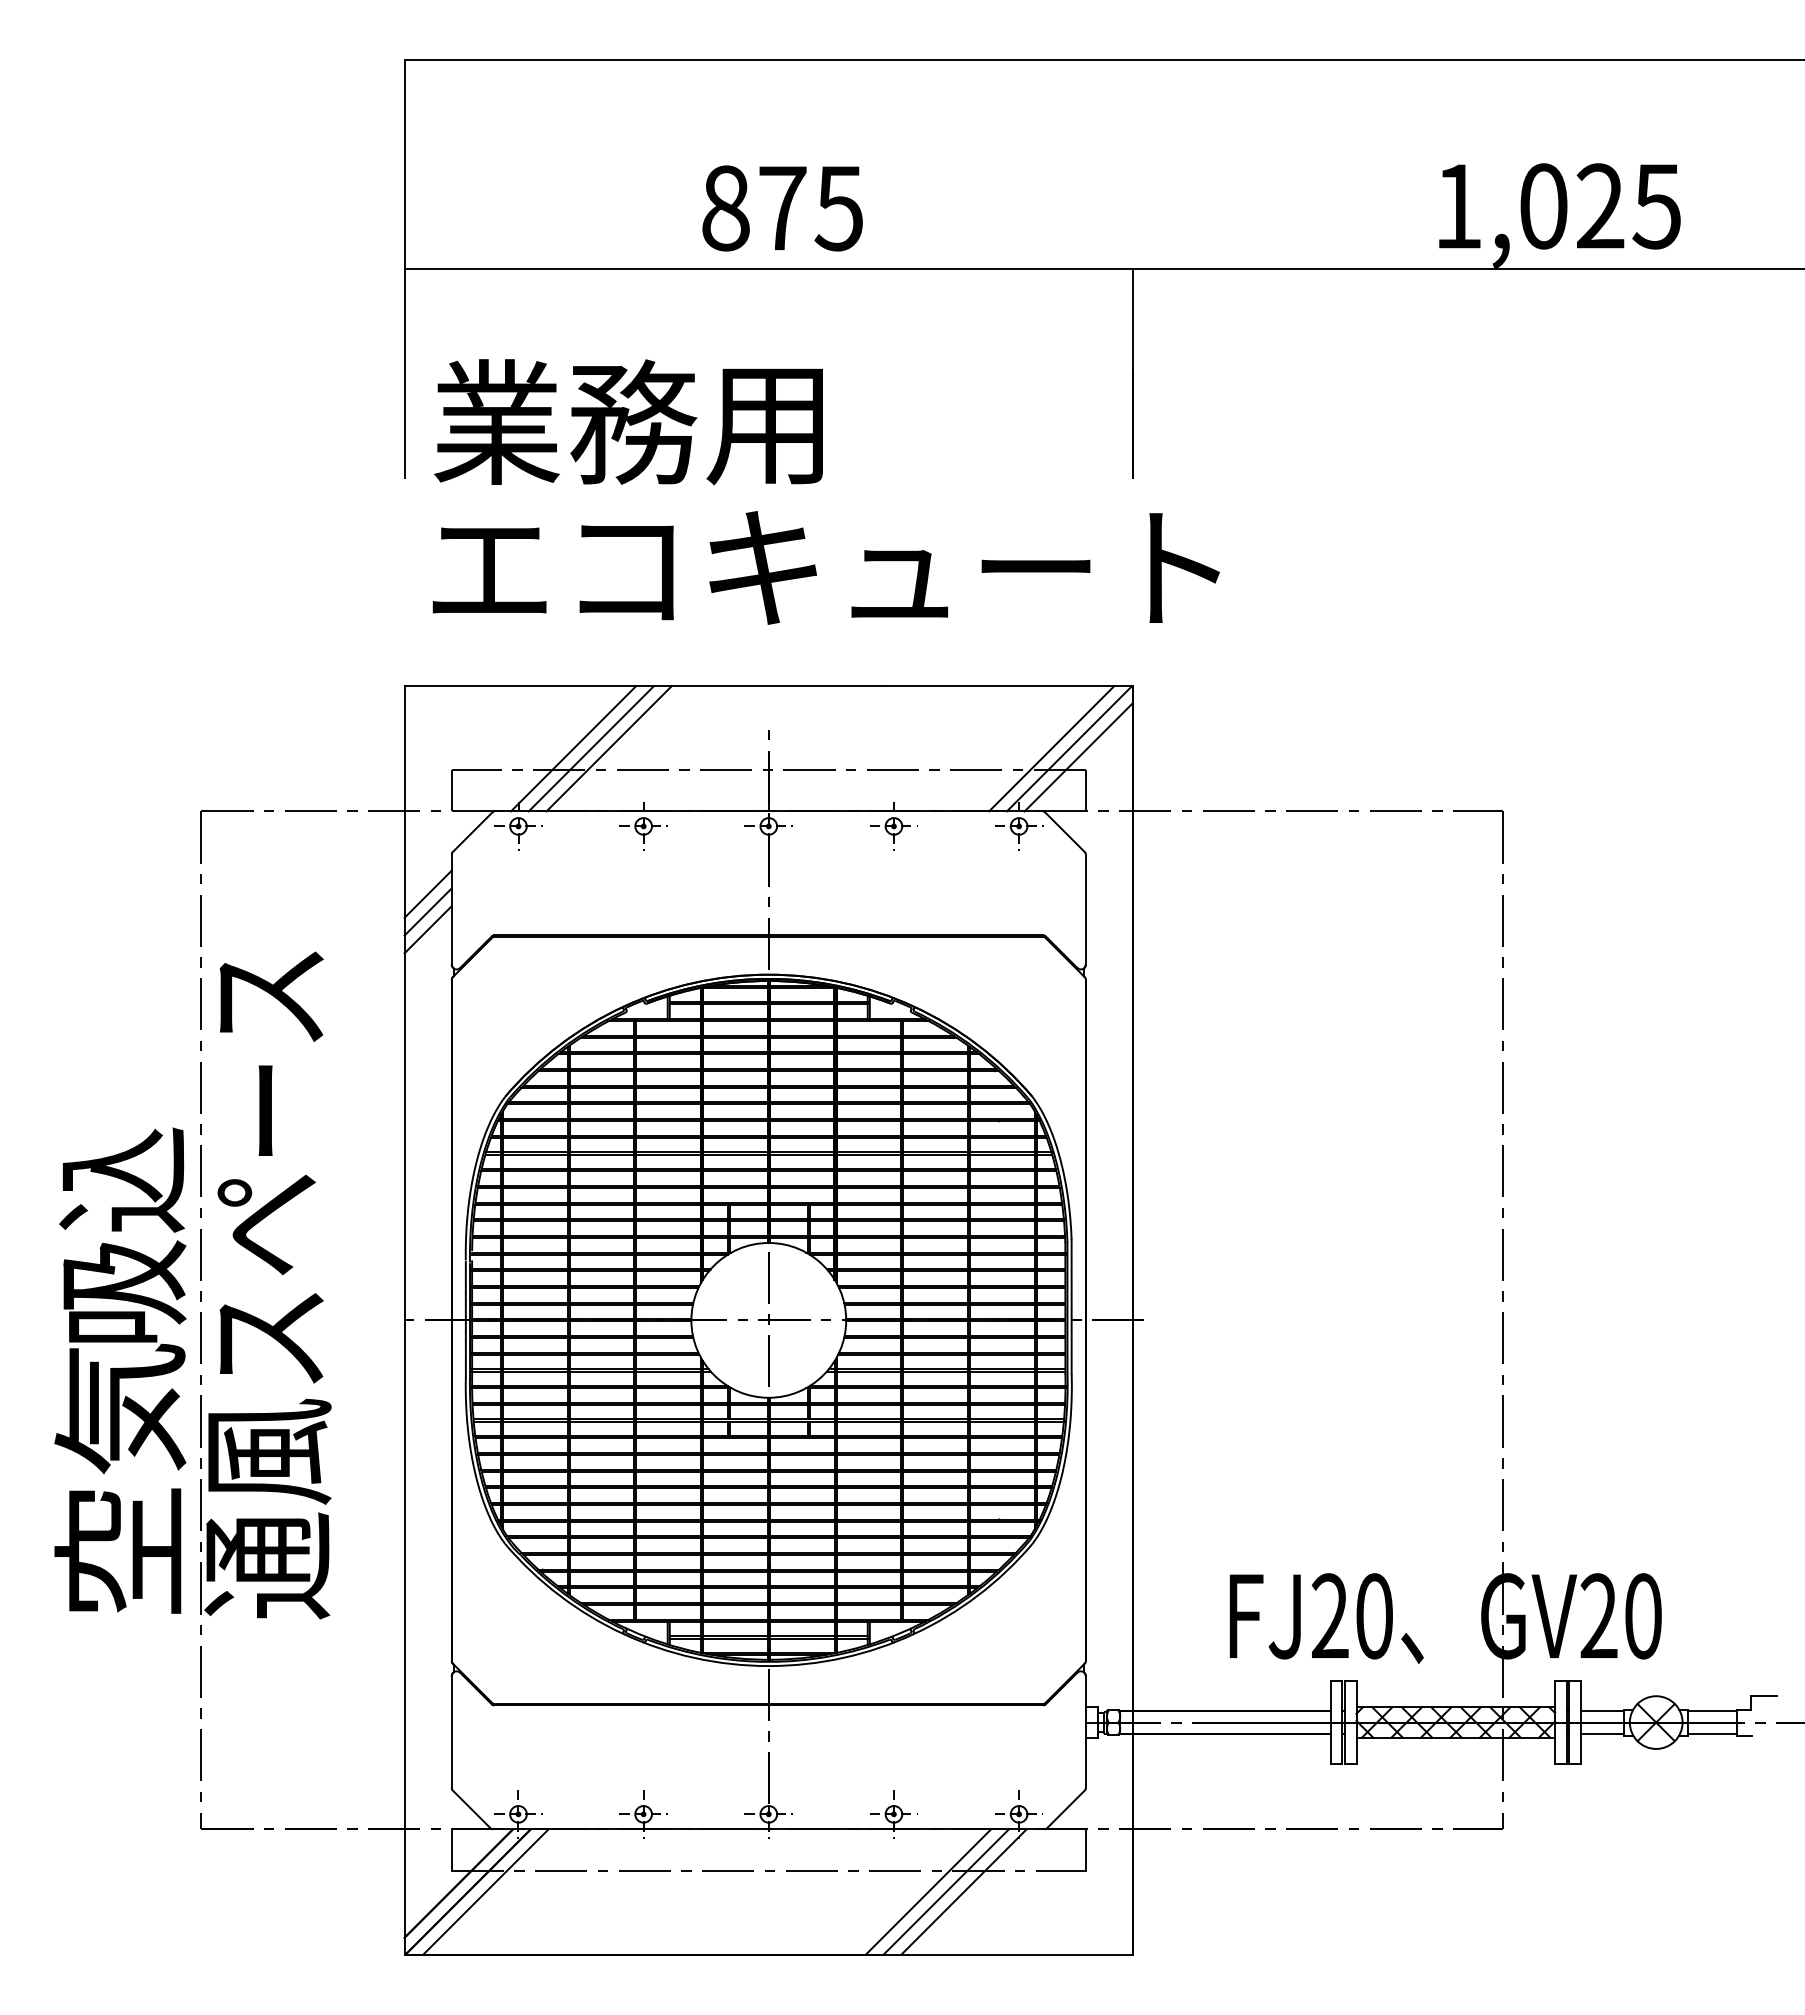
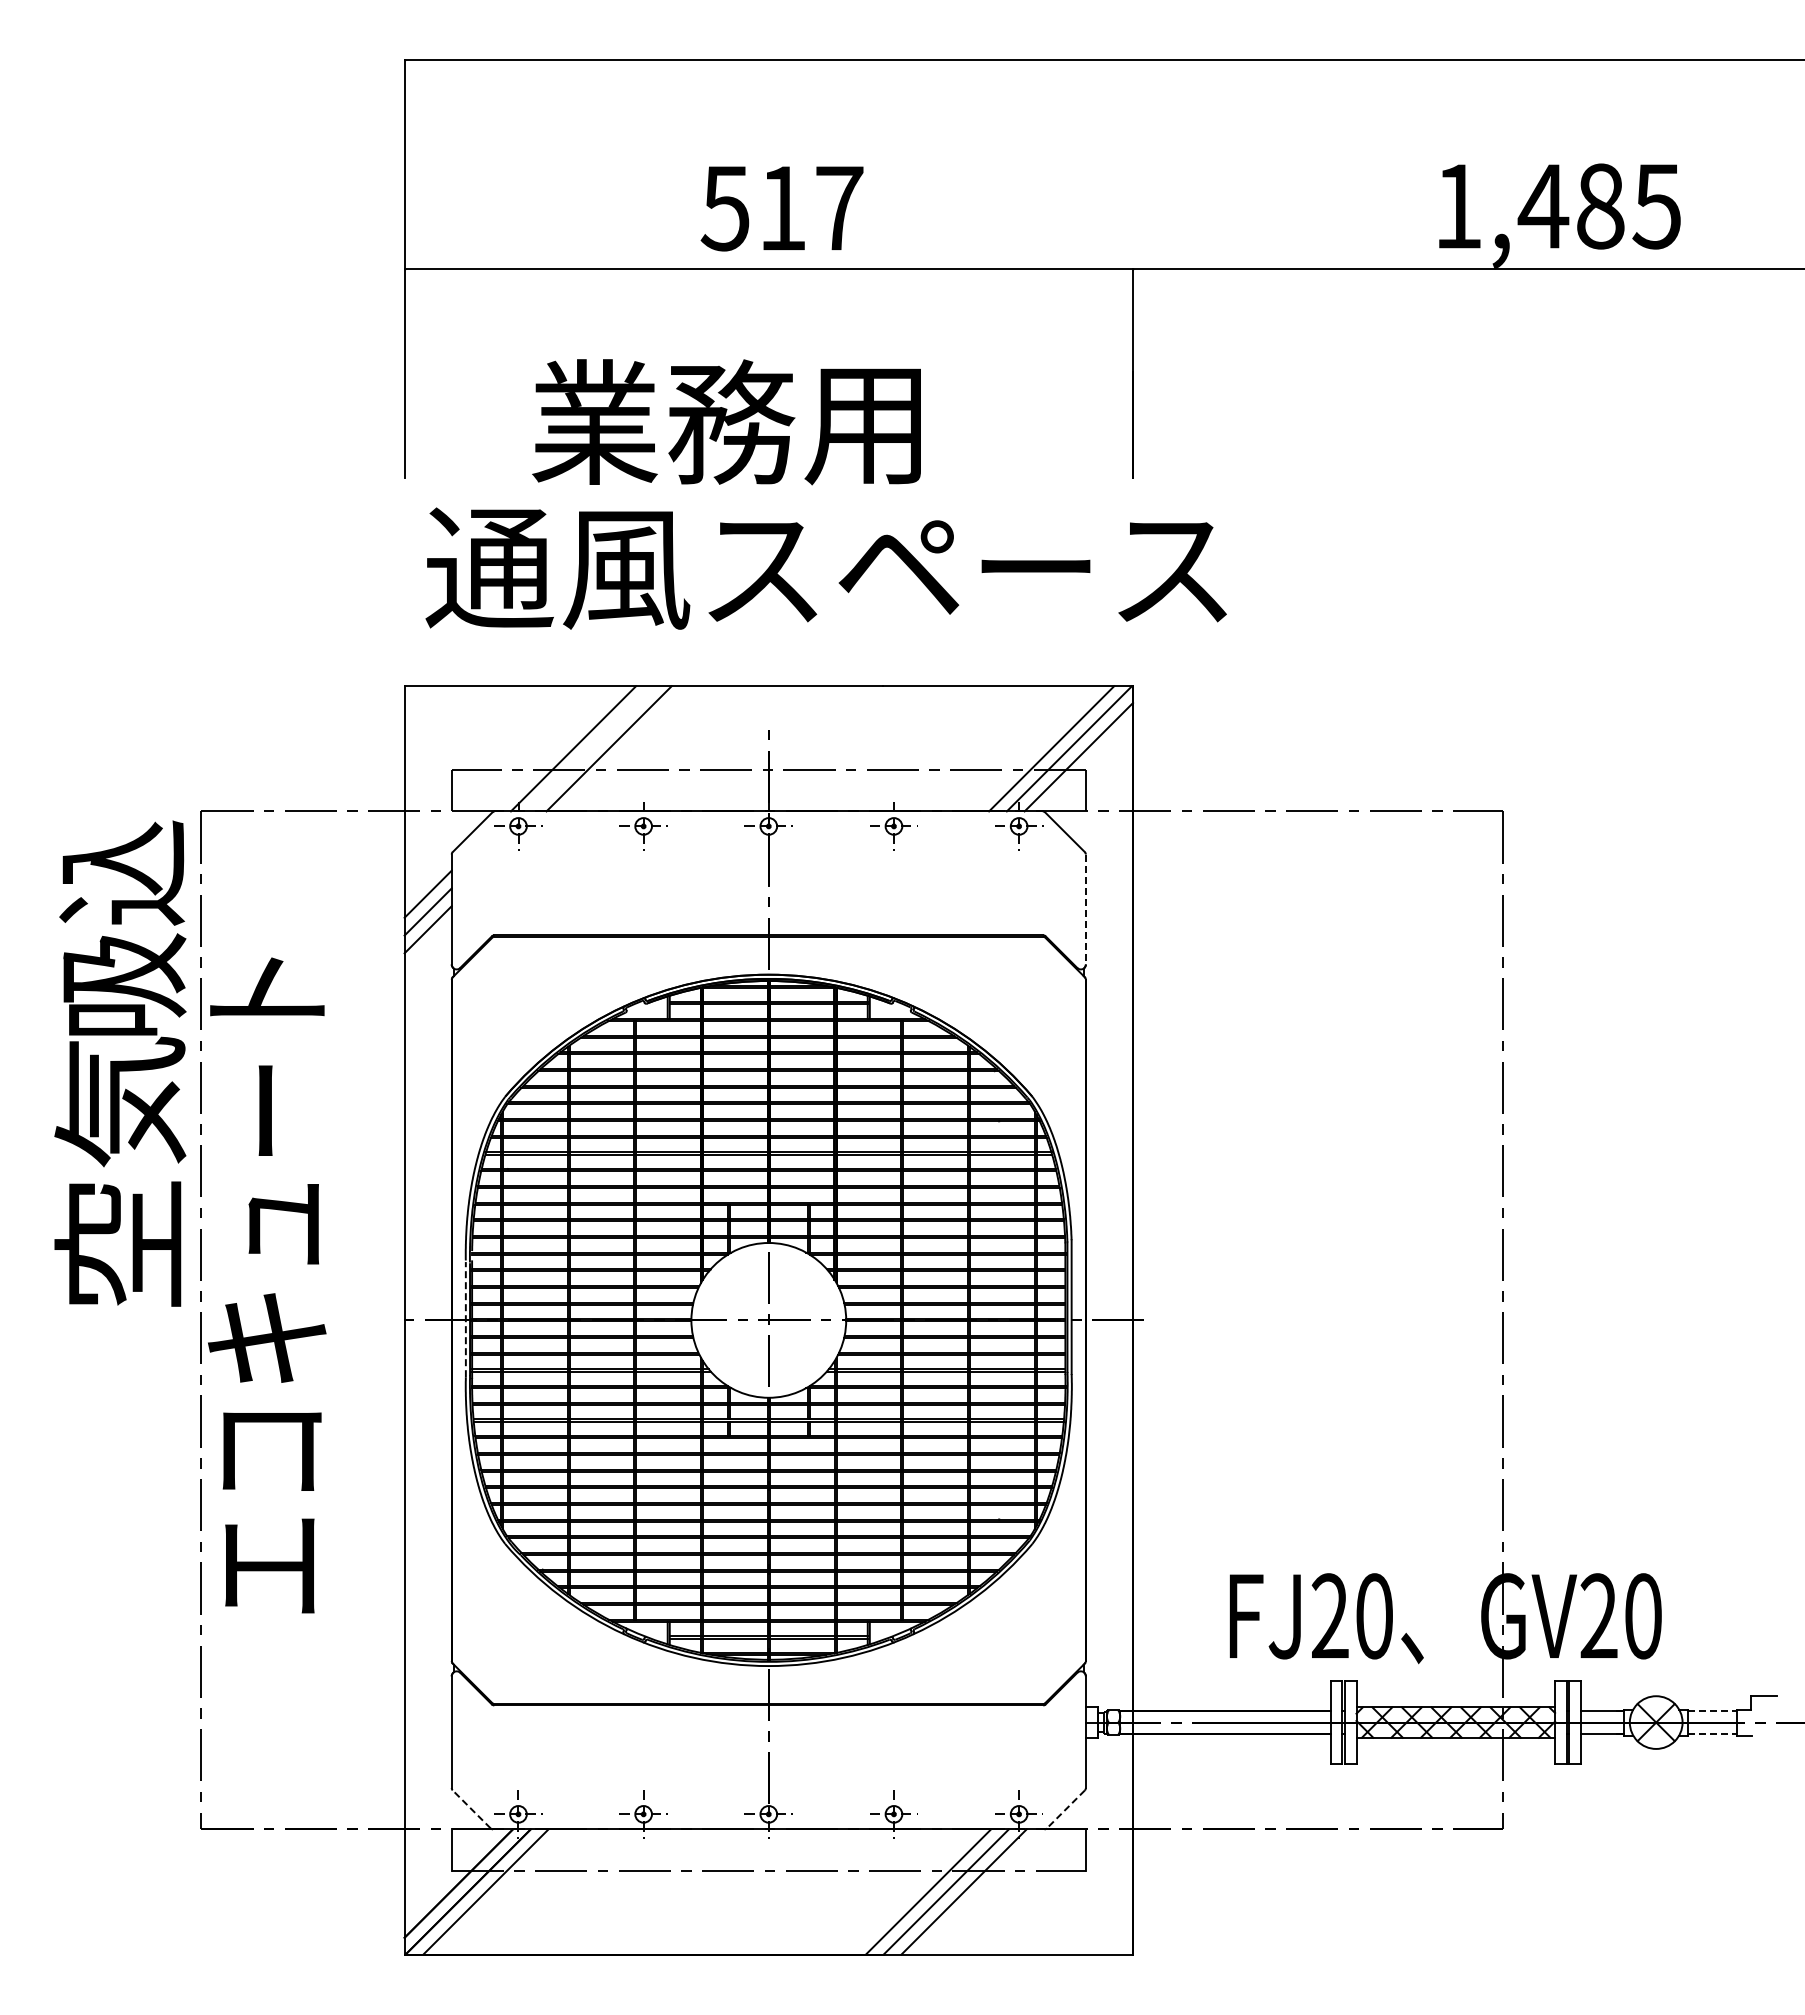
text: 1,025 -> 1,485 (1570, 206)
text: 875 -> 517 (781, 208)
text position: (628, 422) -> (726, 422) (726, 422)
text: エコキュート -> 通風スペース (825, 568)
line: present -> none (590, 748)
line: solid -> dashed (1085, 909)
text: 通風スペース -> エコキュート (267, 1285)
line: solid -> dashed (465, 1319)
text position: (120, 1370) -> (120, 1063) (120, 1063)
line: solid -> dashed (1713, 1711)
line: solid -> dashed (1713, 1733)
line: solid -> dashed (471, 1809)
line: solid -> dashed (1065, 1809)
